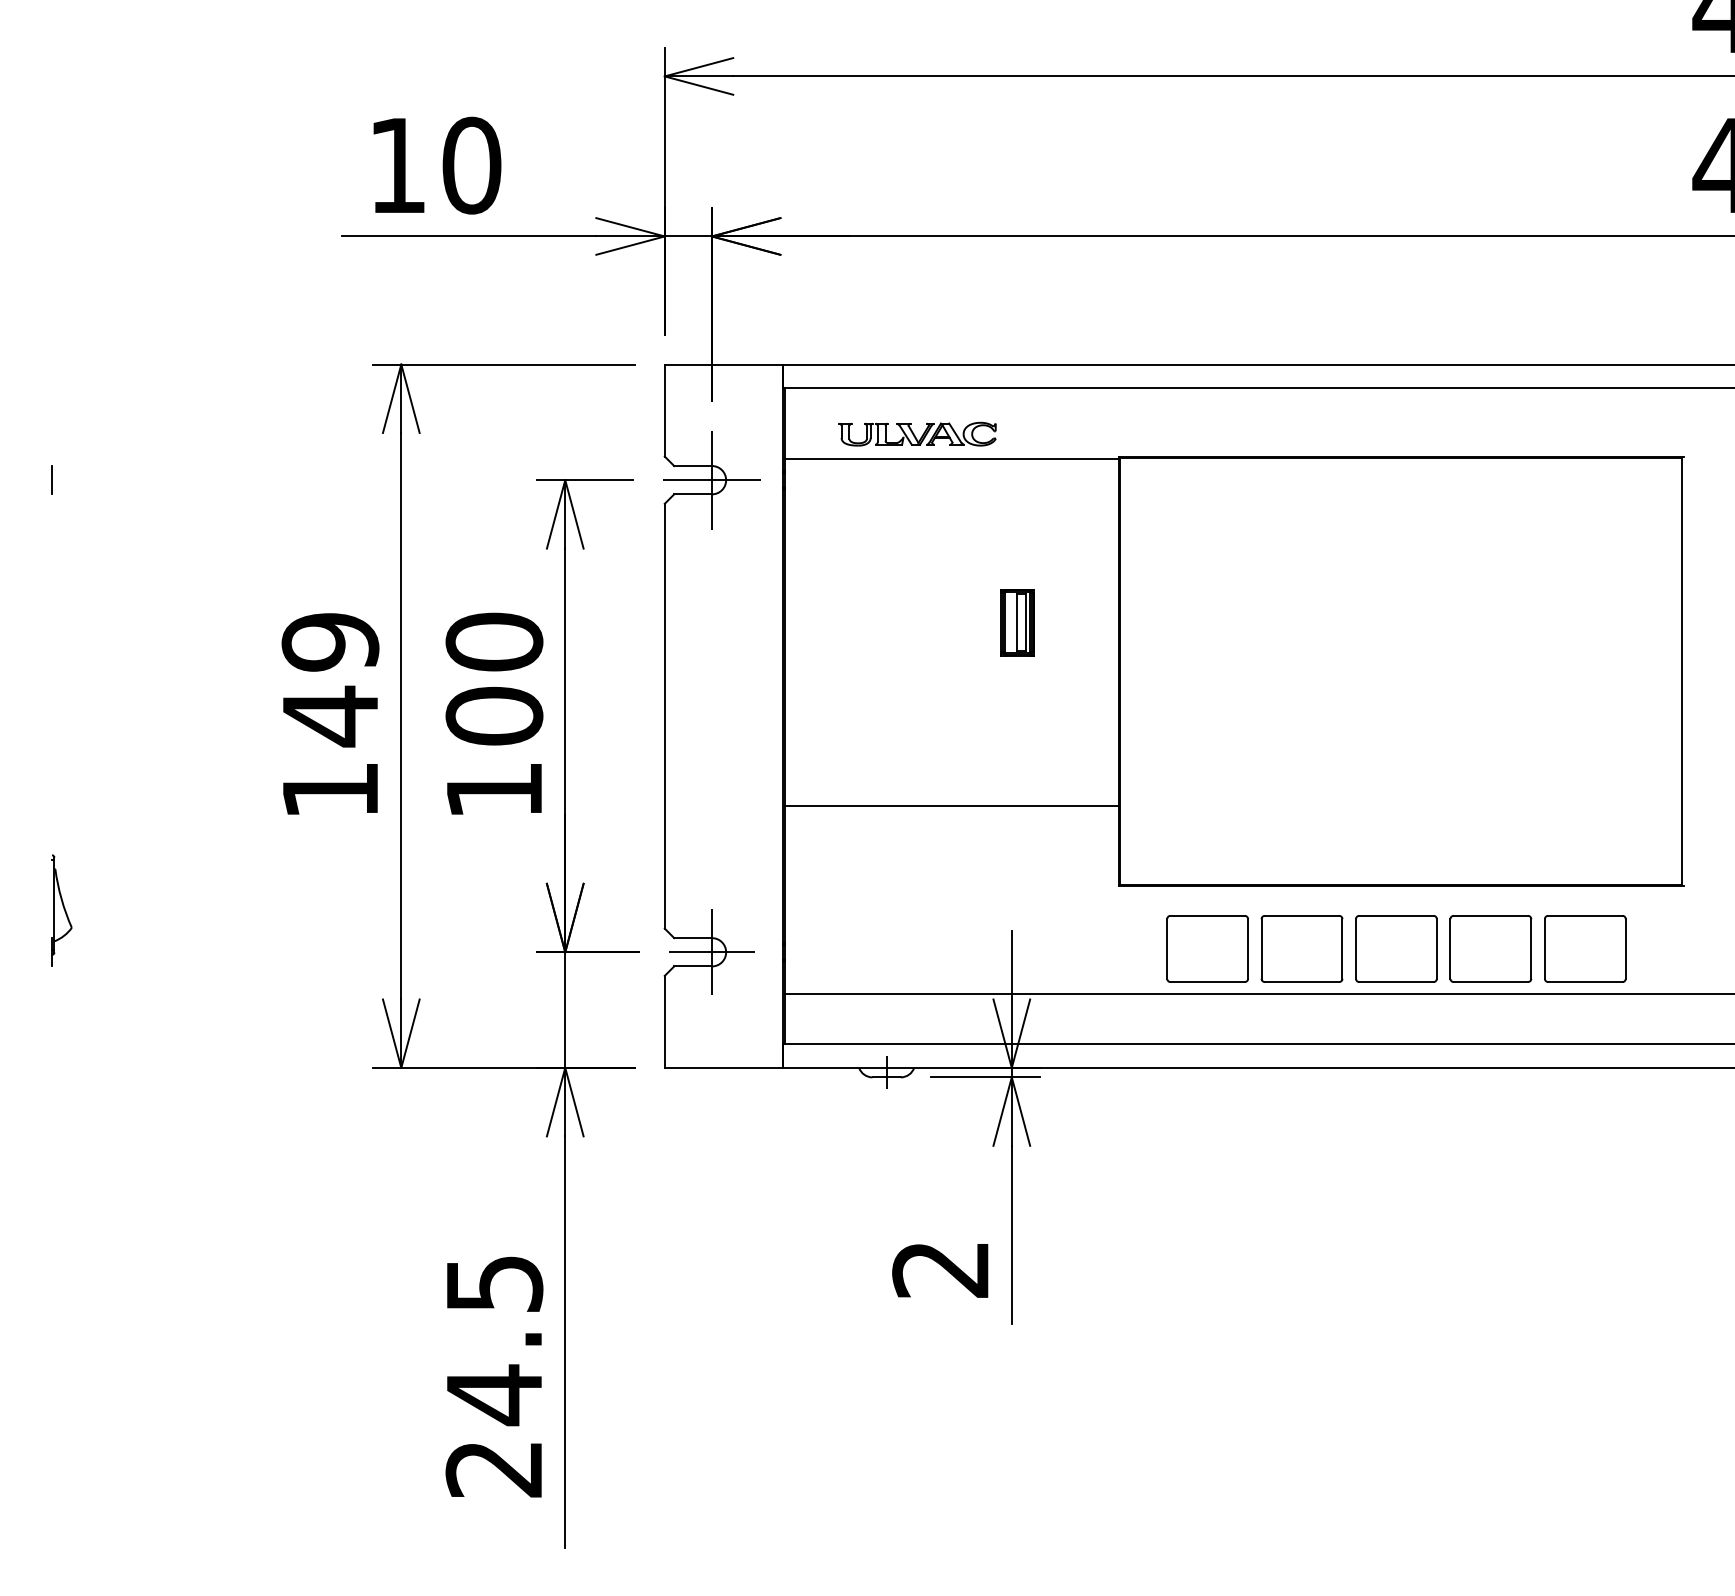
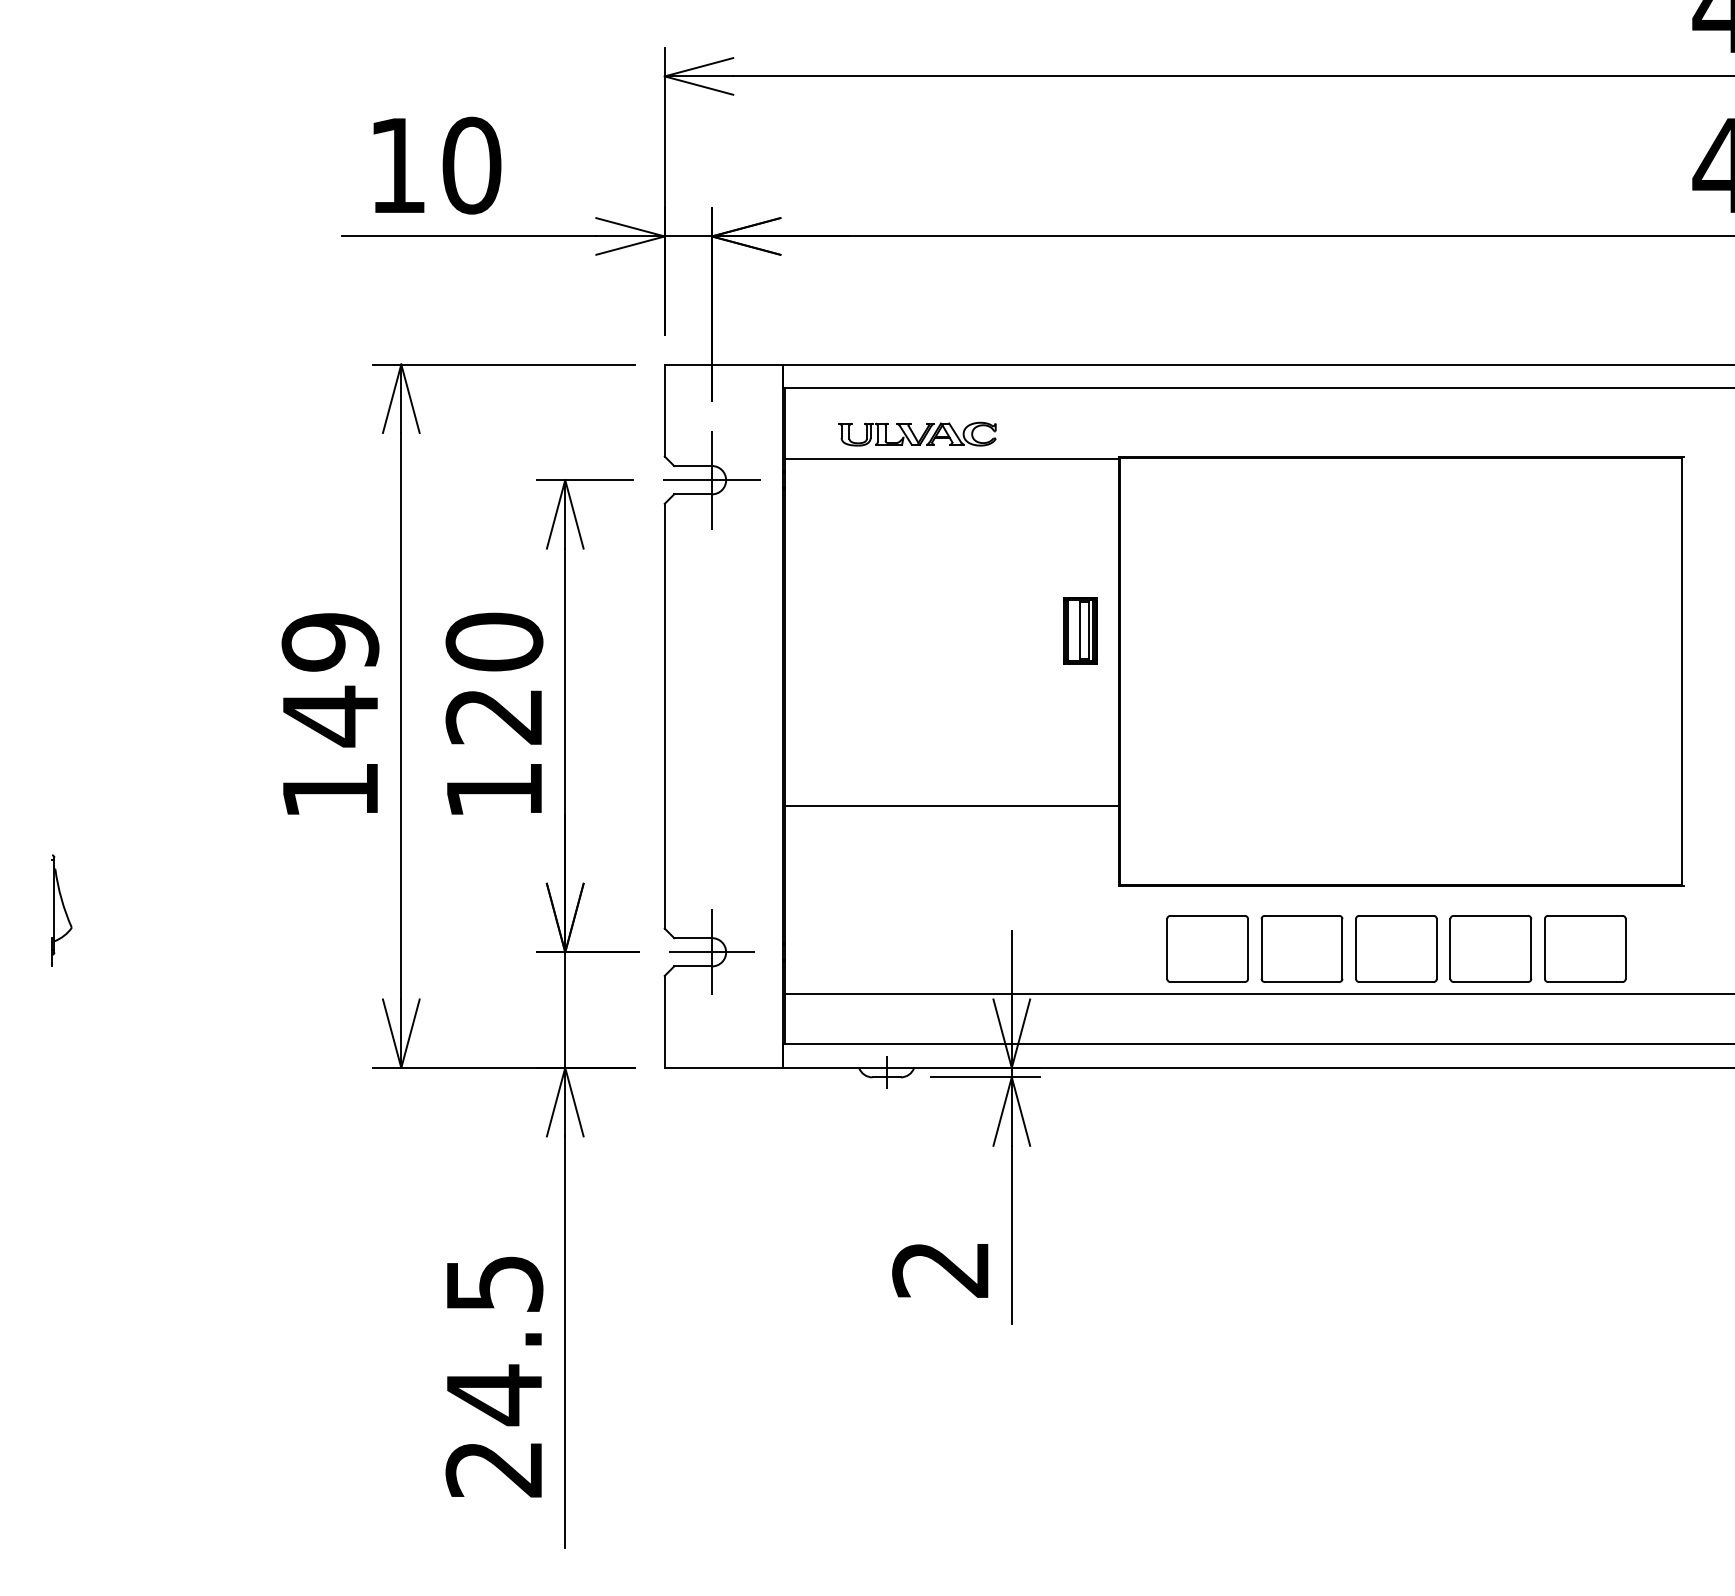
line: present -> none (52, 480)
part position: (1017, 622) -> (1080, 630) (1080, 630)
text: 100 -> 120 (494, 715)
